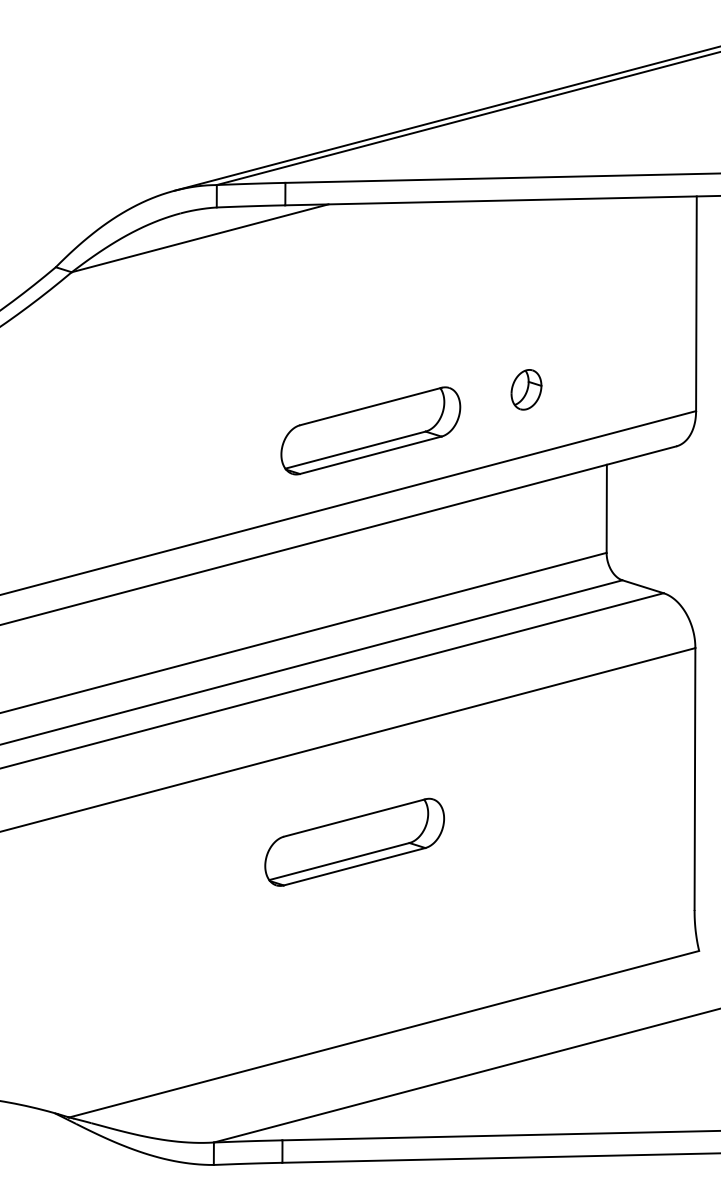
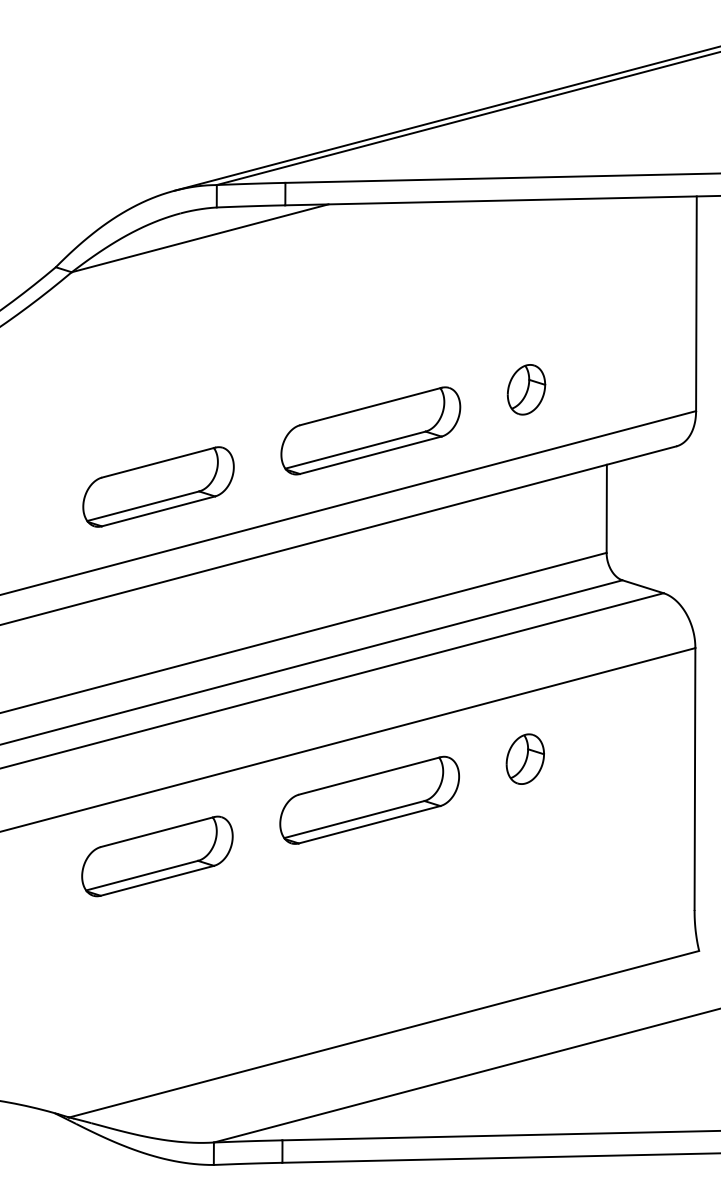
part size: 33x42 px -> 41x52 px (526, 389)
part: none -> present (158, 486)
part: none -> present (524, 758)
part position: (354, 841) -> (369, 799) (369, 799)
part: none -> present (157, 856)
